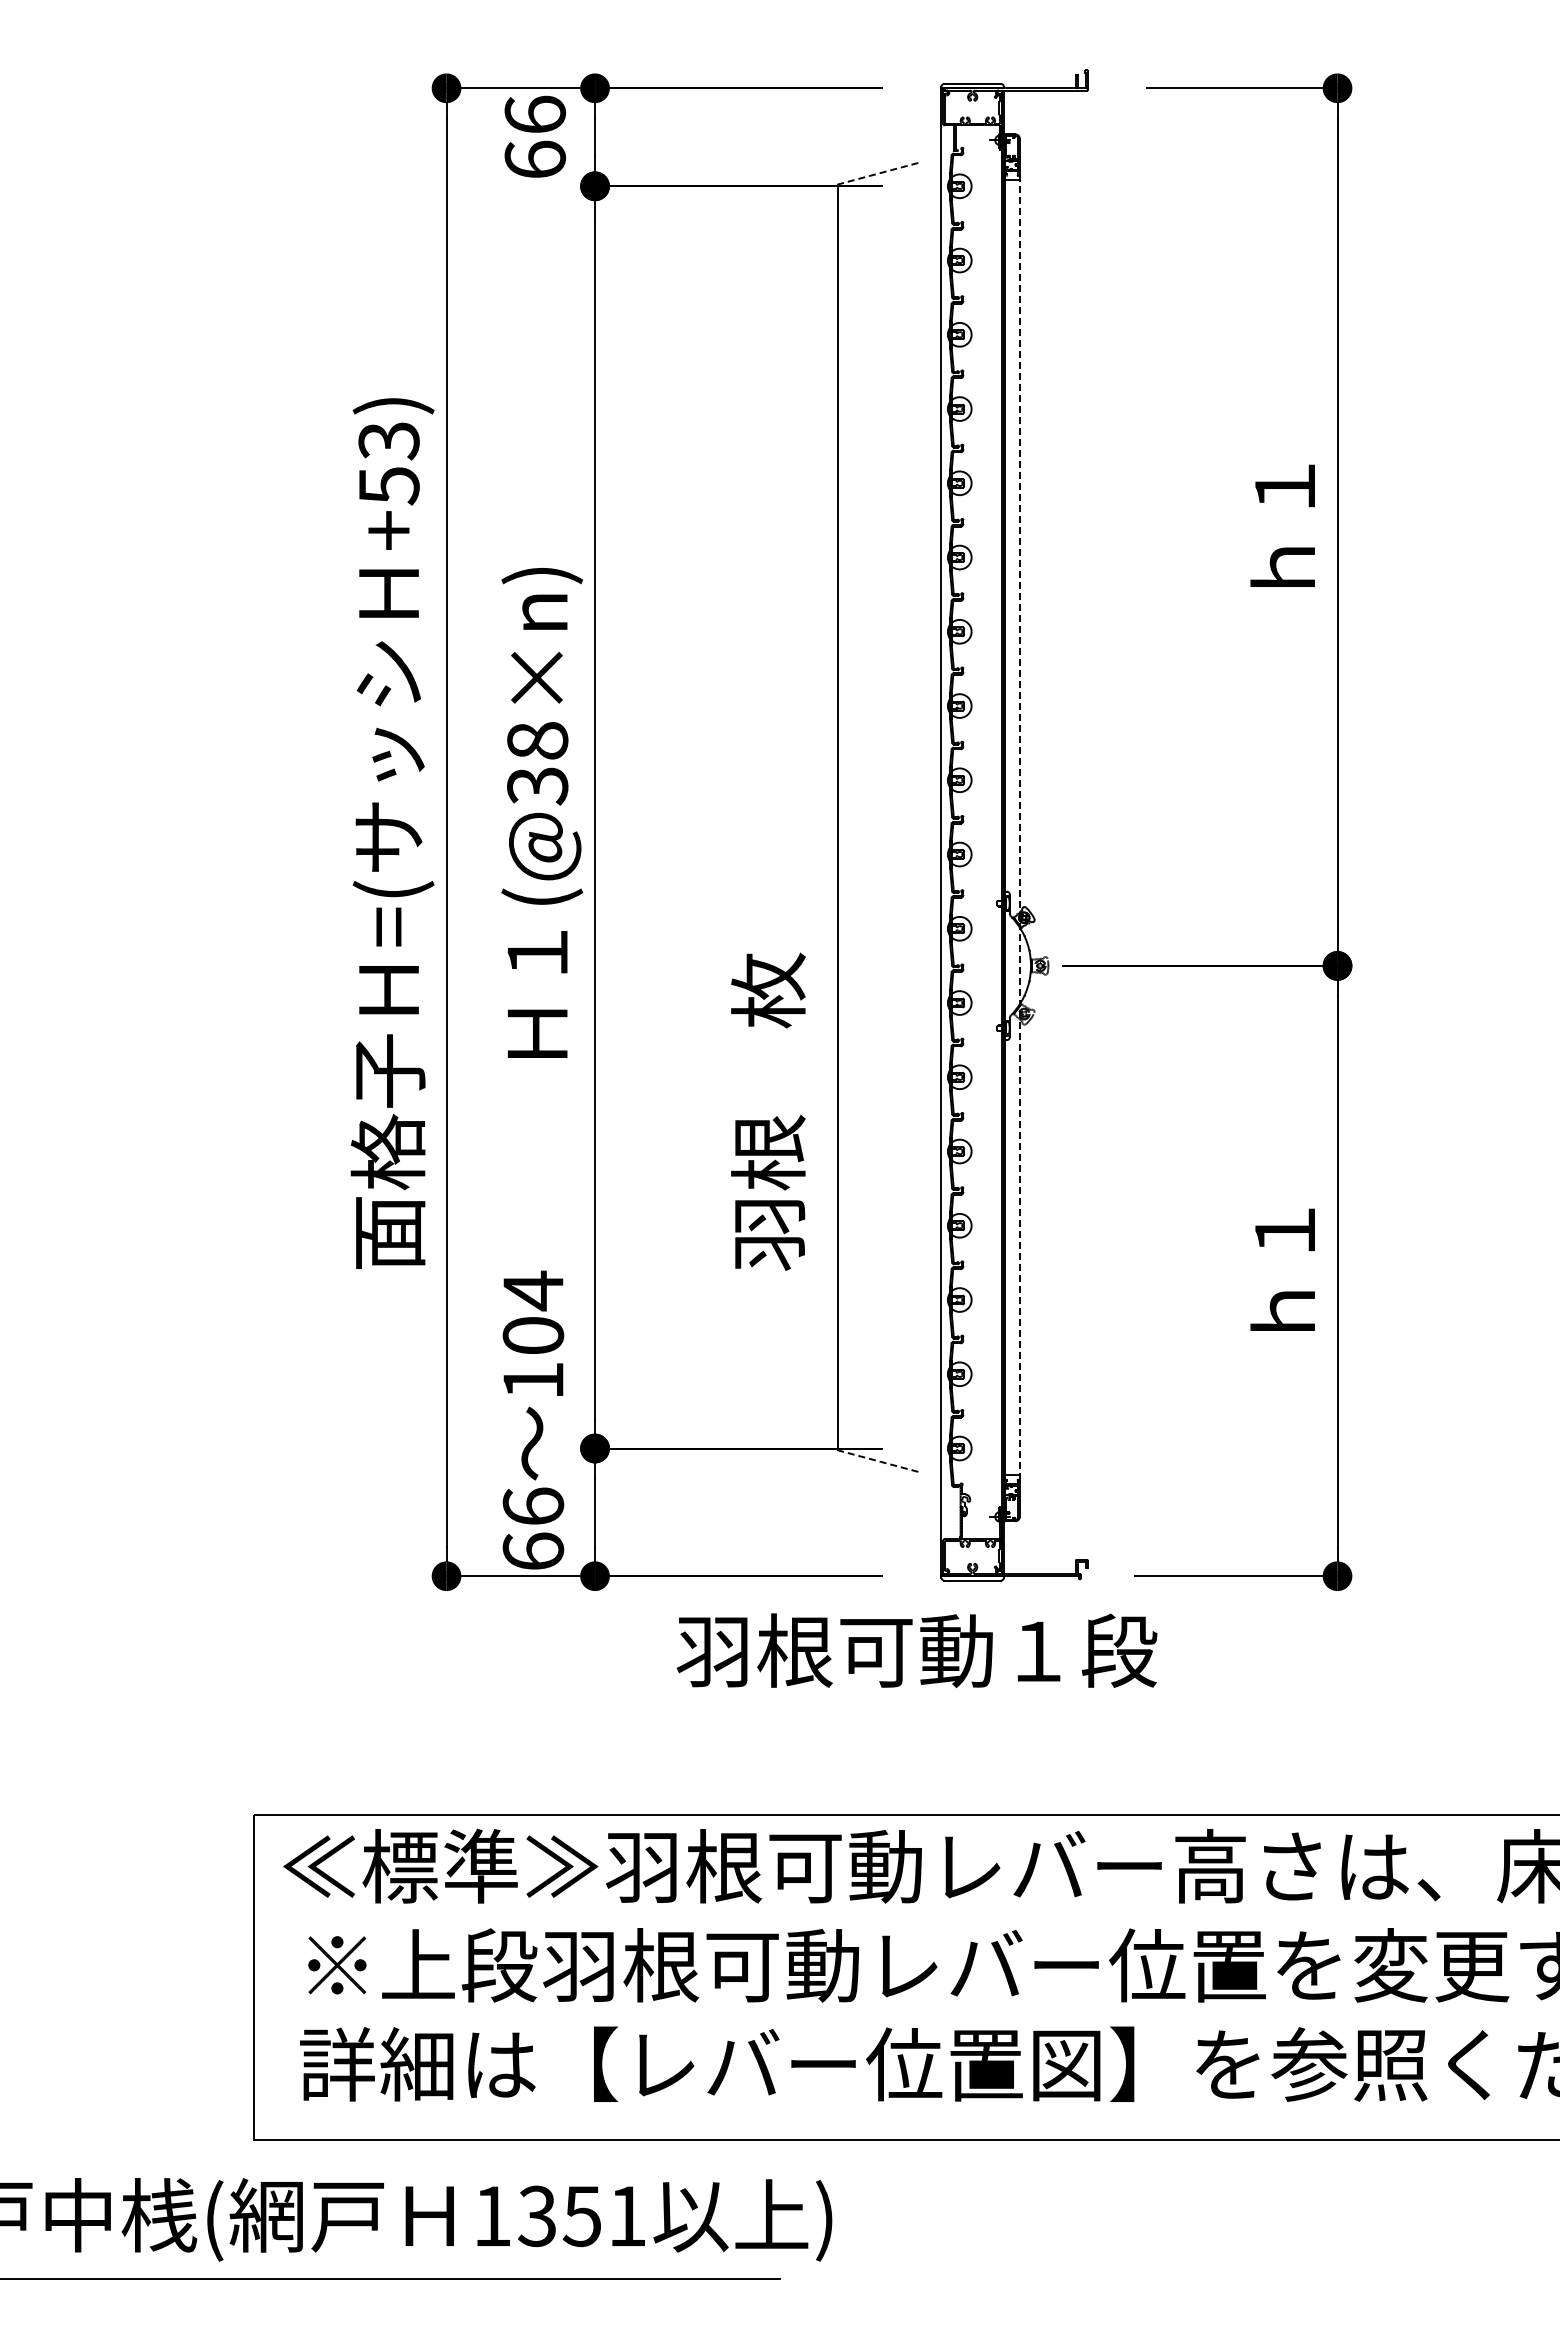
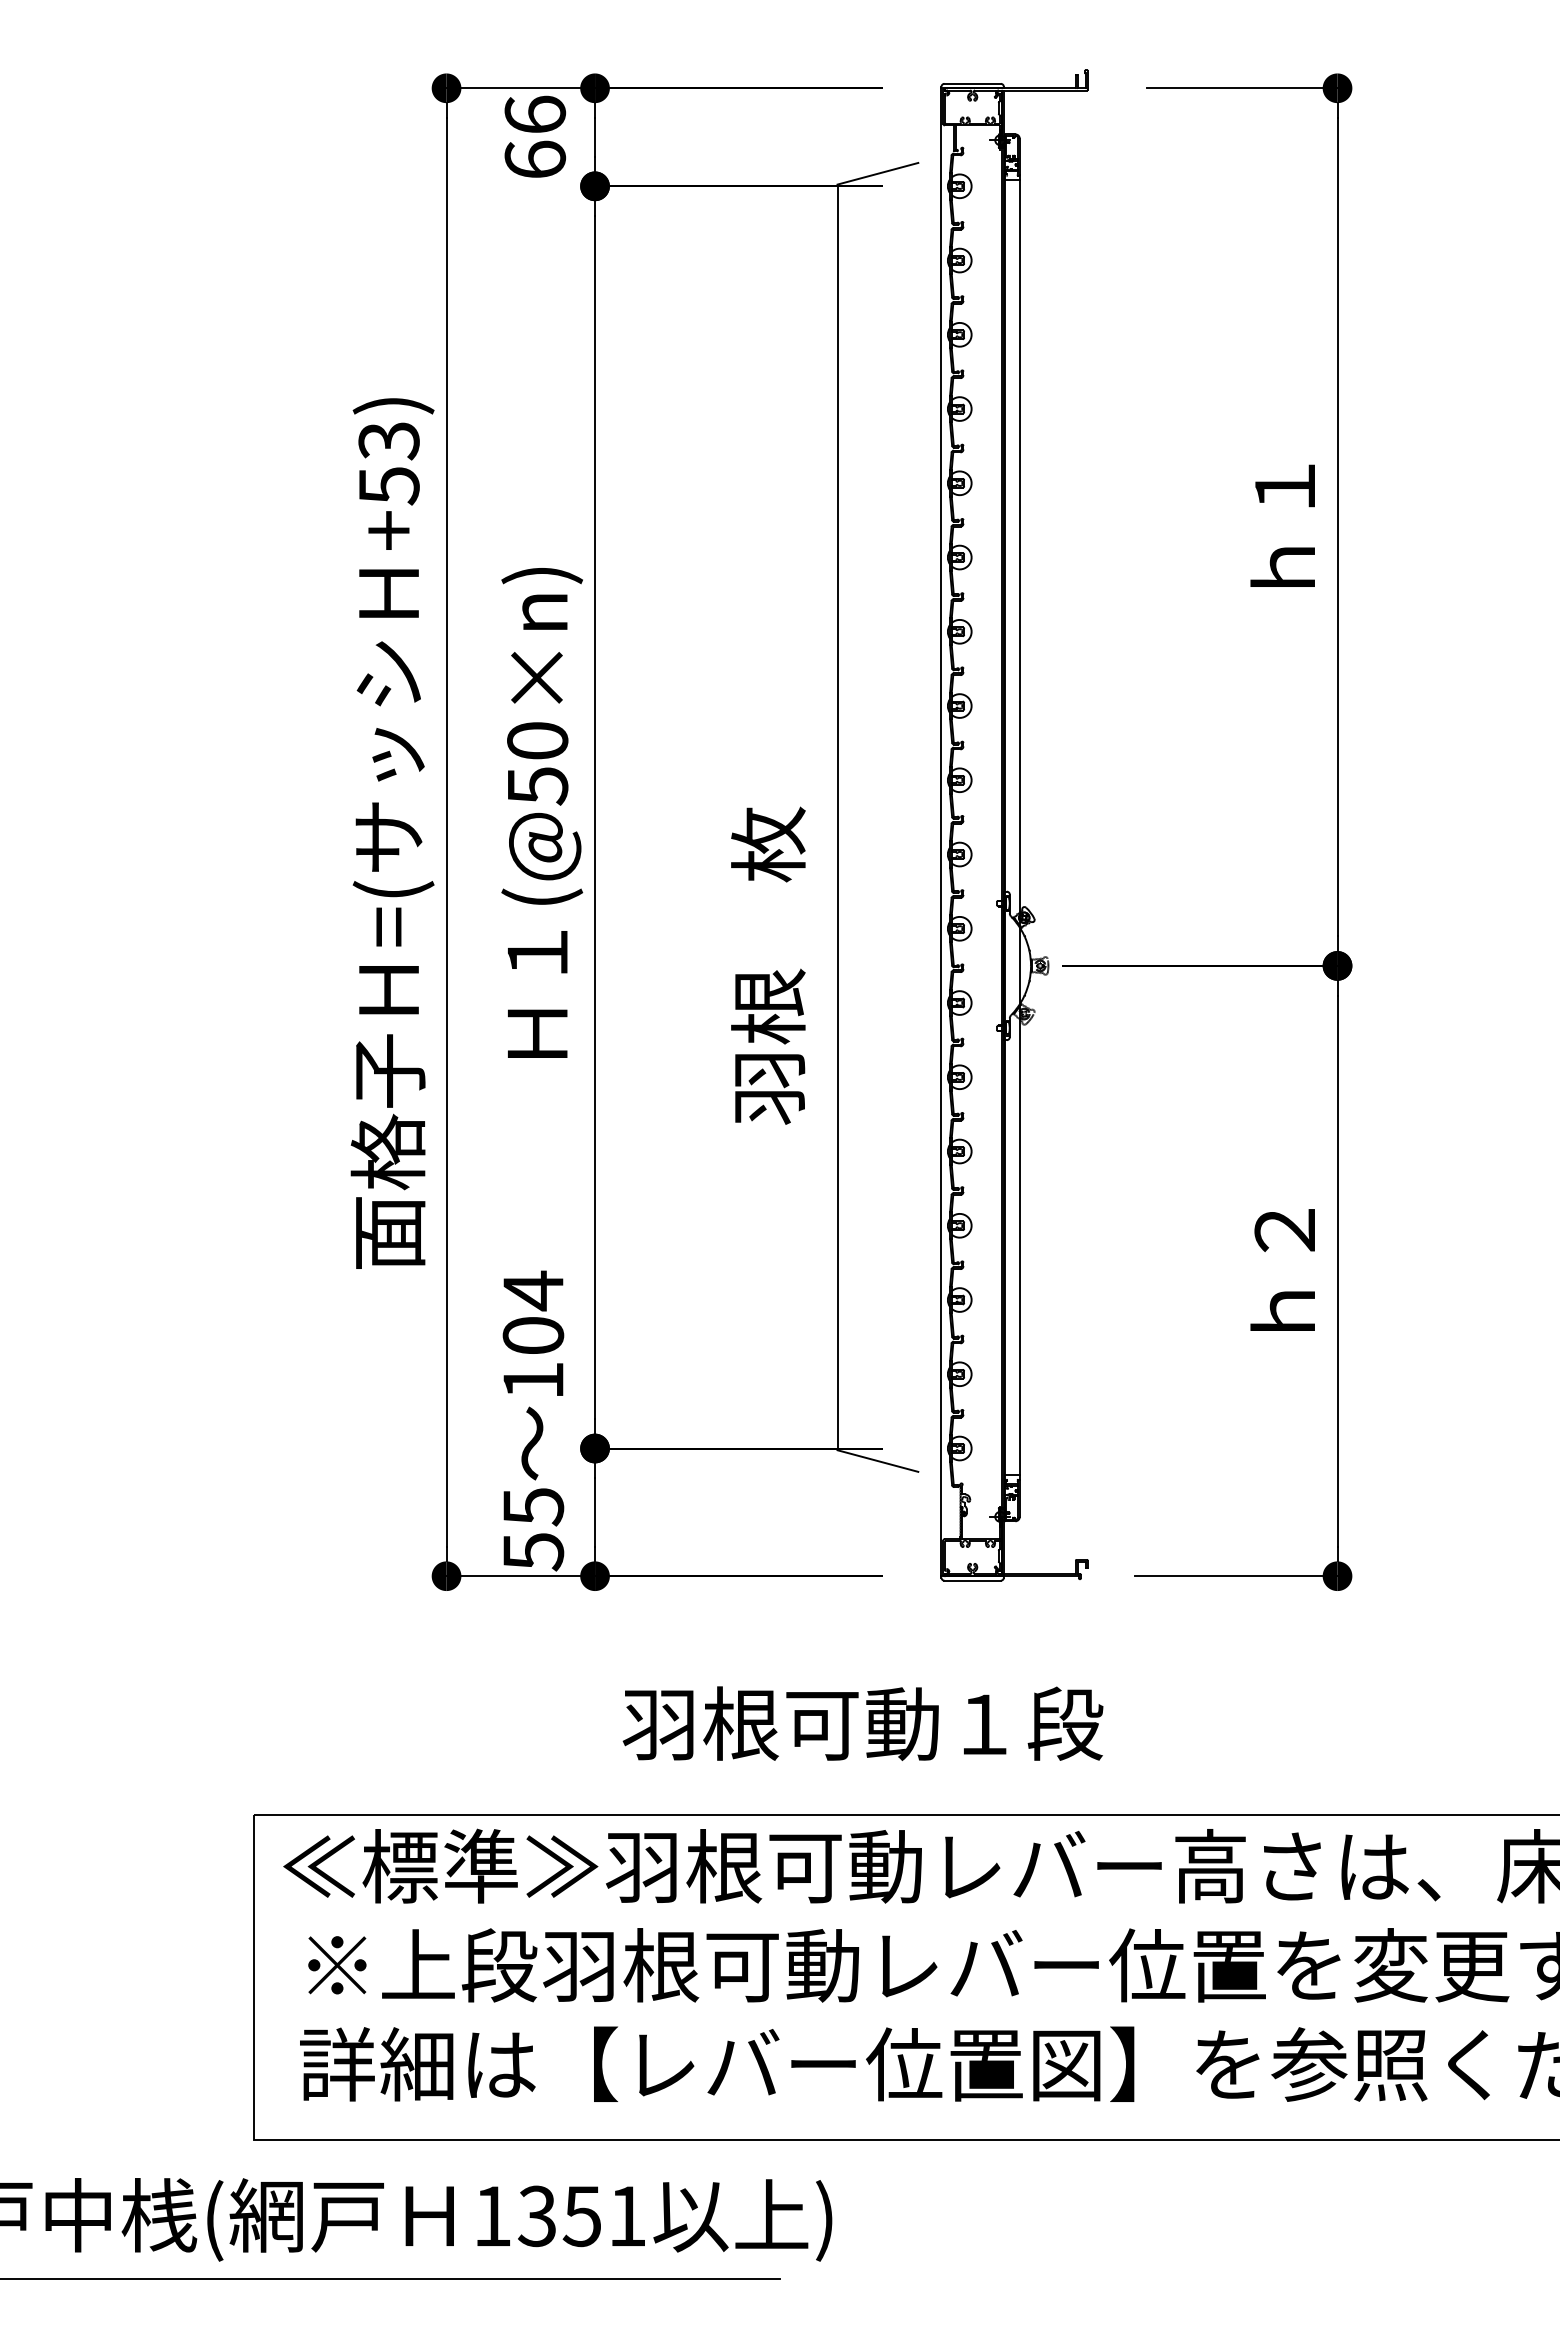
line: dashed -> solid (877, 173)
text: (@38×n) -> (@50×n) (537, 763)
line: dashed -> solid (1019, 827)
text position: (768, 1111) -> (768, 965) (768, 965)
text: ｈ１ -> ｈ２ (1284, 1230)
line: dashed -> solid (877, 1461)
text: 66 -> 55 (533, 1529)
text position: (916, 1650) -> (862, 1723) (862, 1723)
